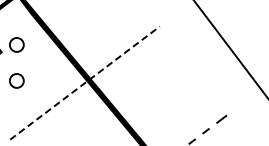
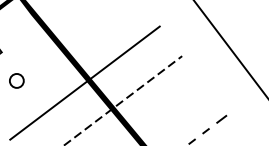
circle: present -> none (16, 44)
line: dashed -> solid (85, 83)
line: none -> present (124, 99)
